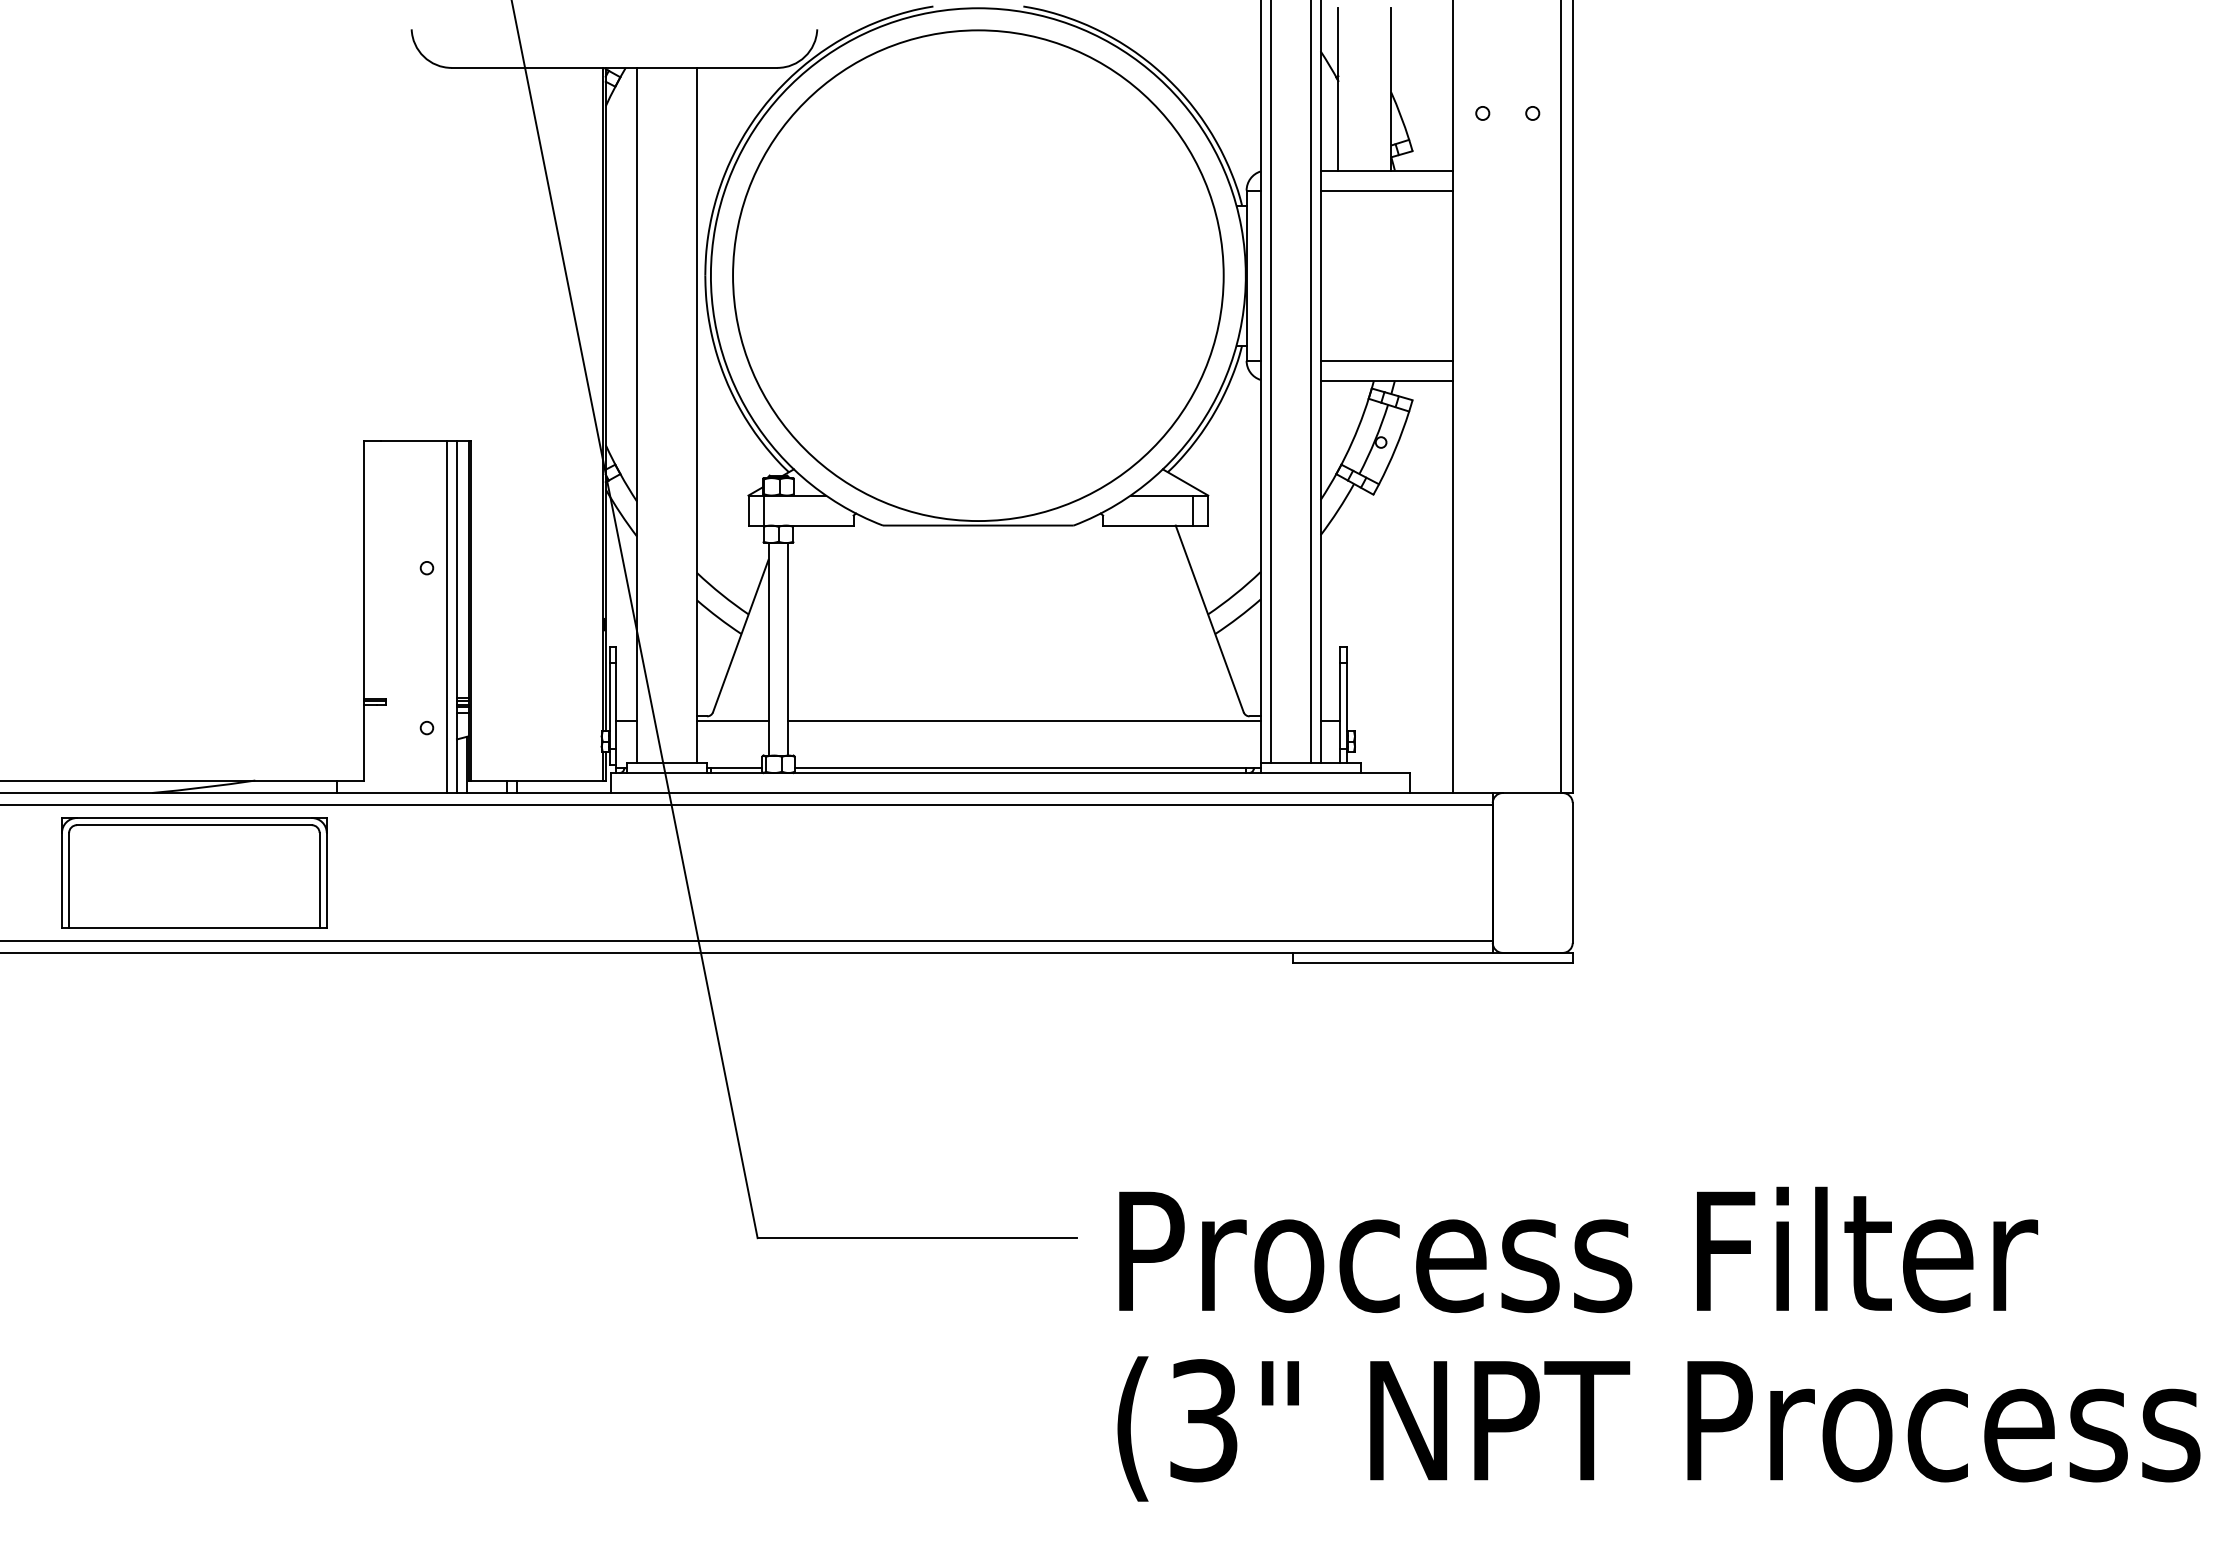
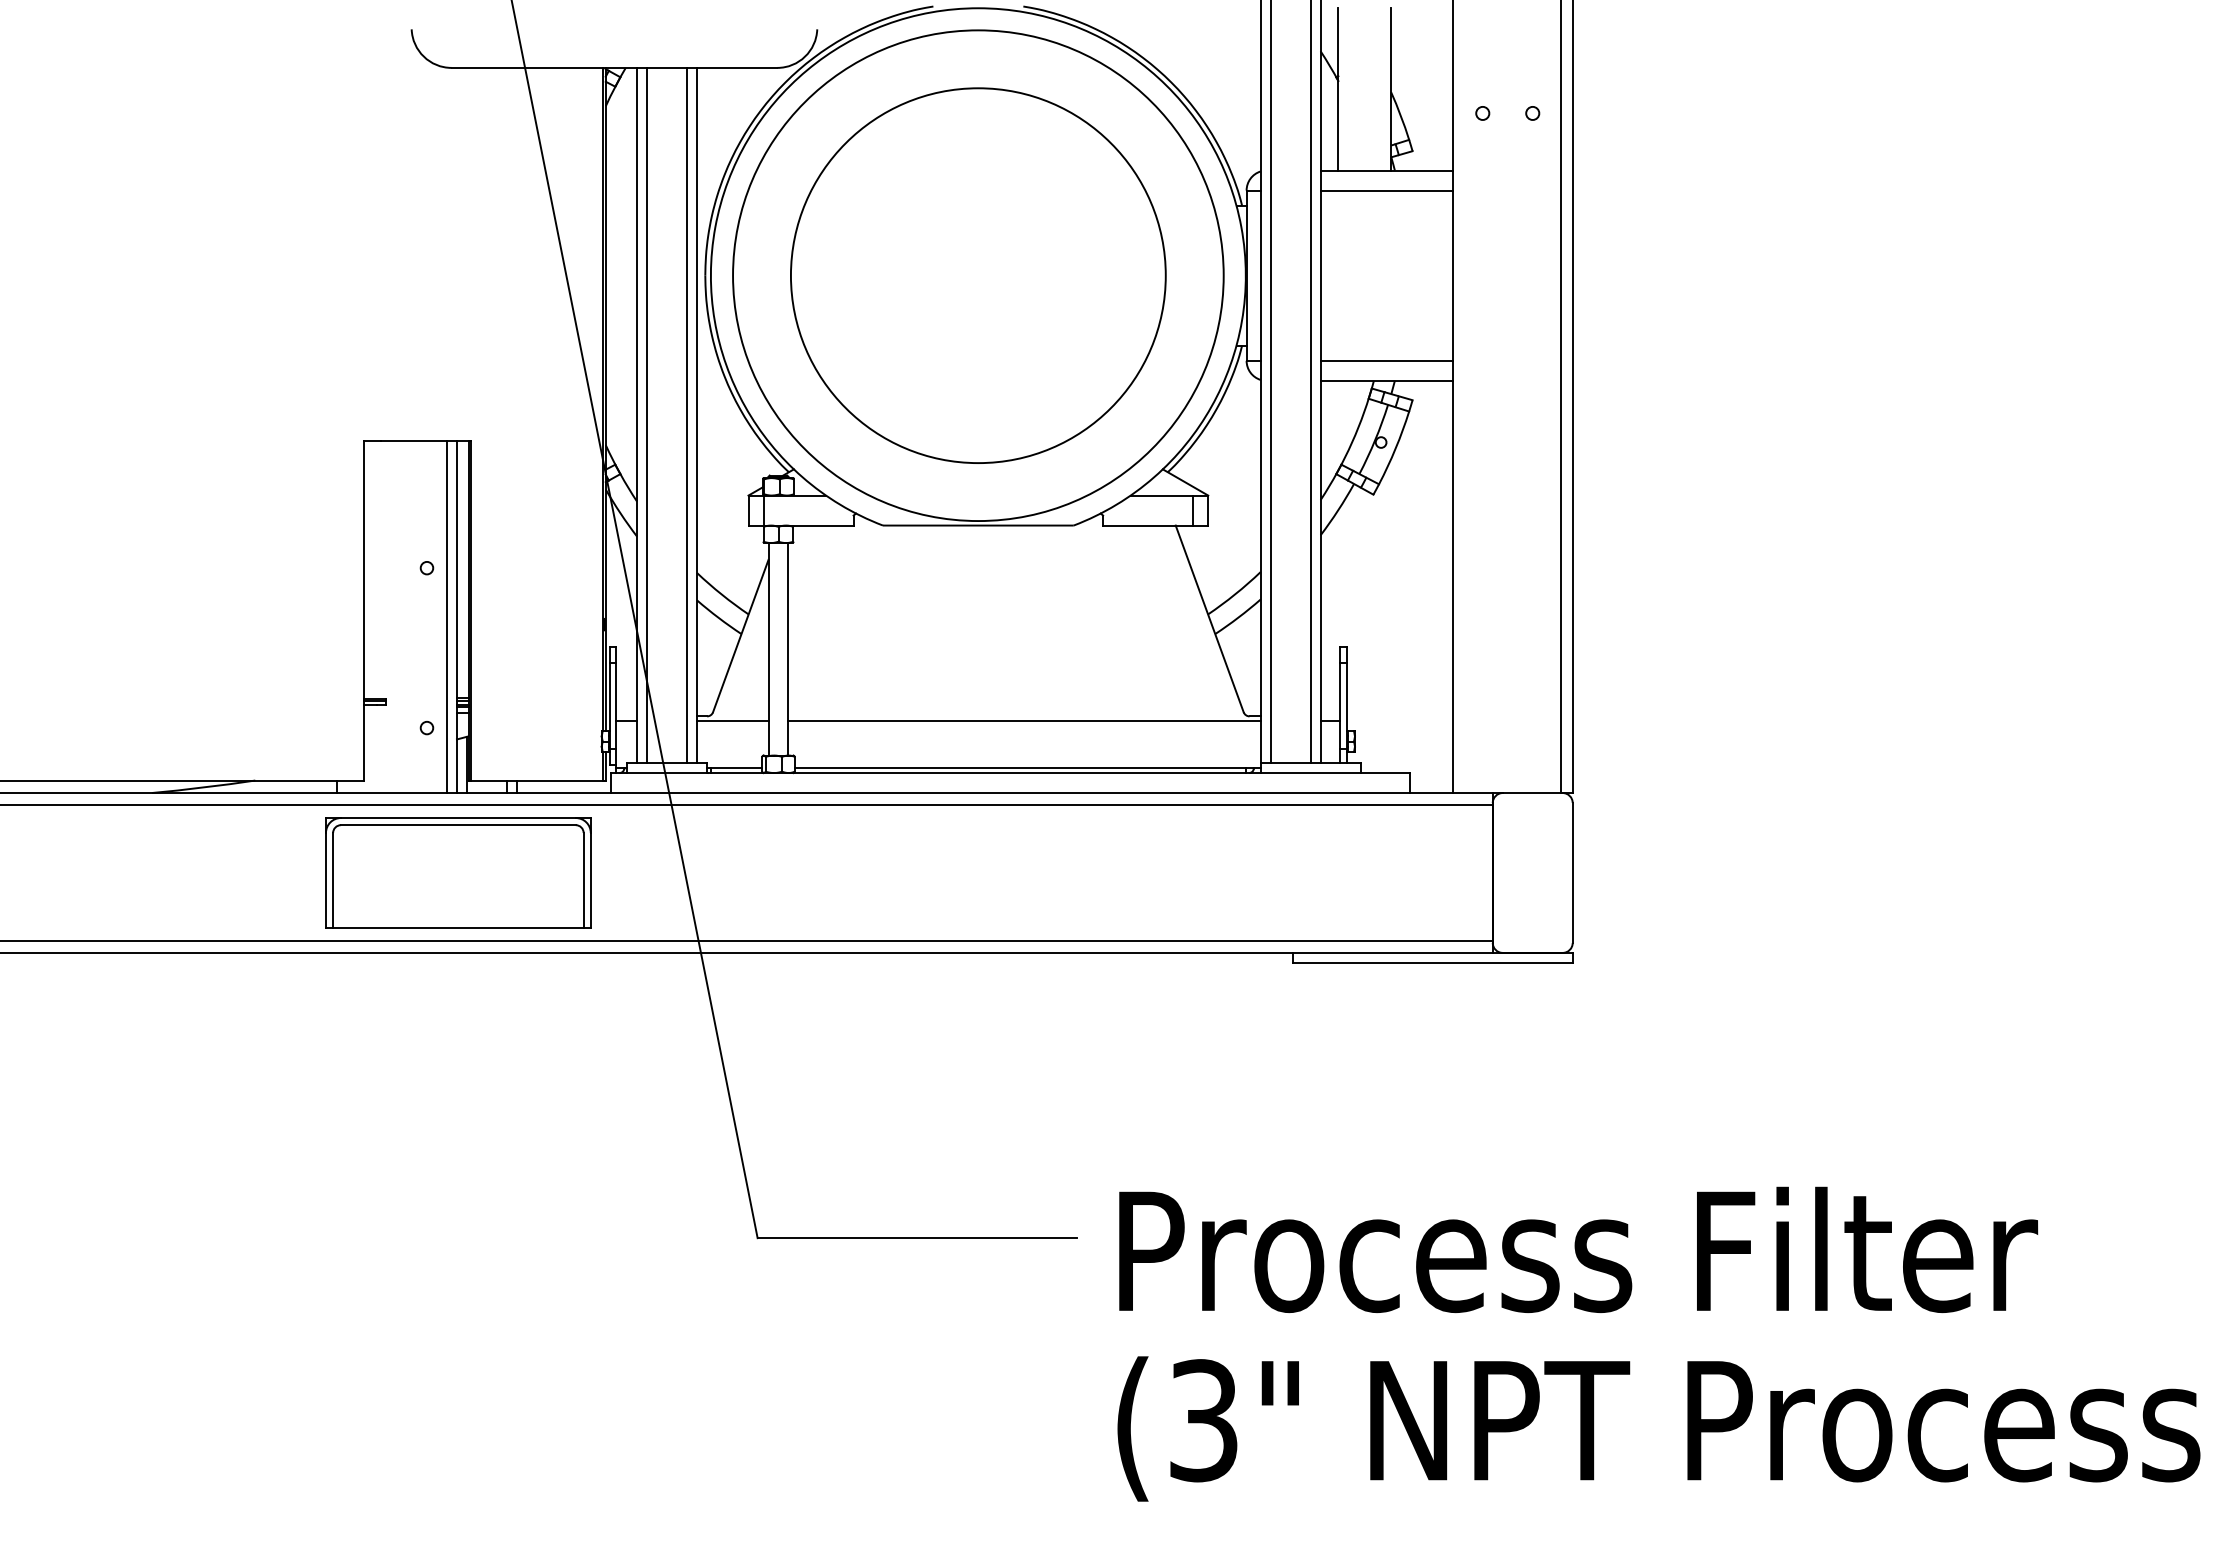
circle: none -> present (978, 275)
line: none -> present (647, 415)
line: none -> present (687, 415)
part position: (194, 872) -> (458, 872) (458, 872)
